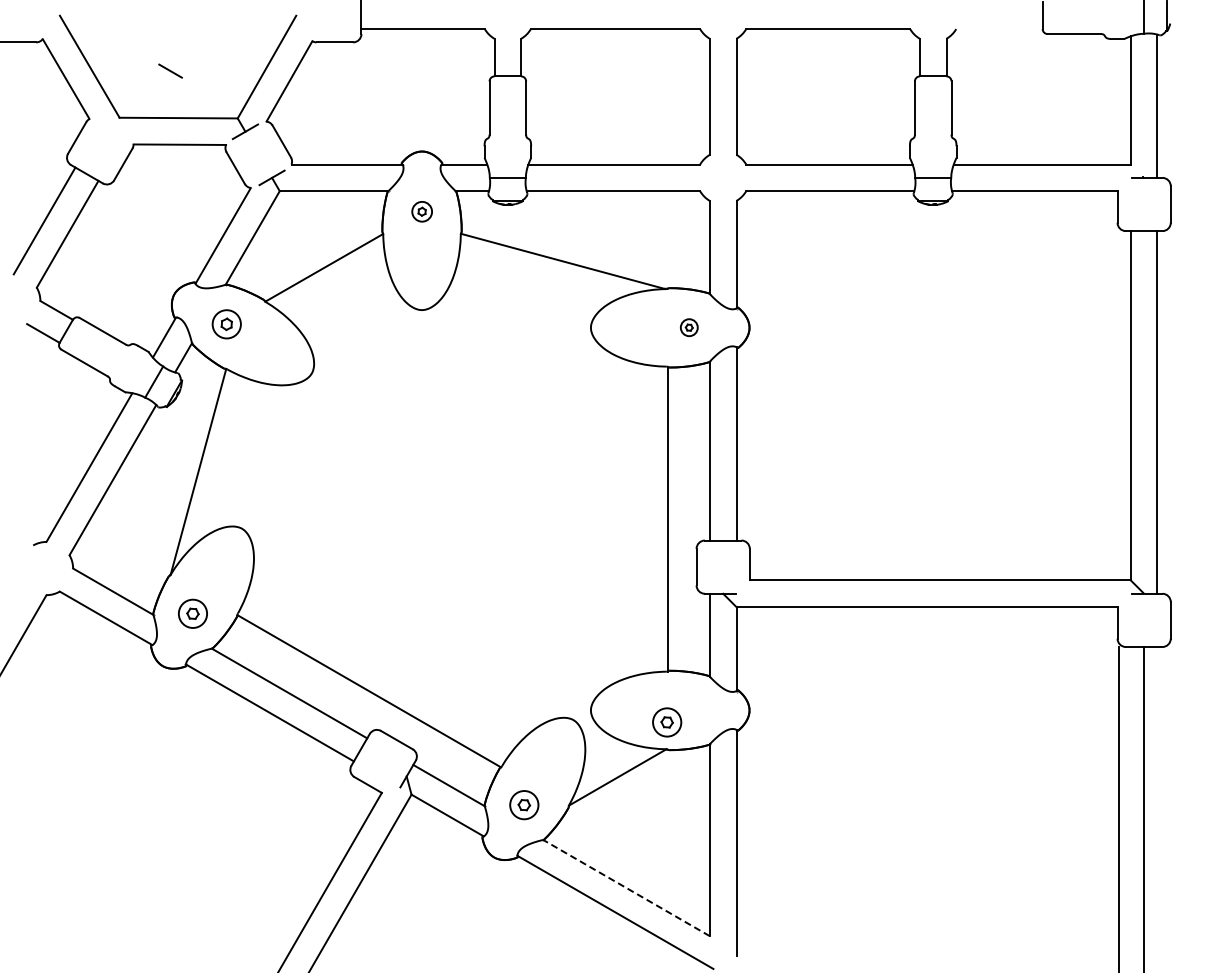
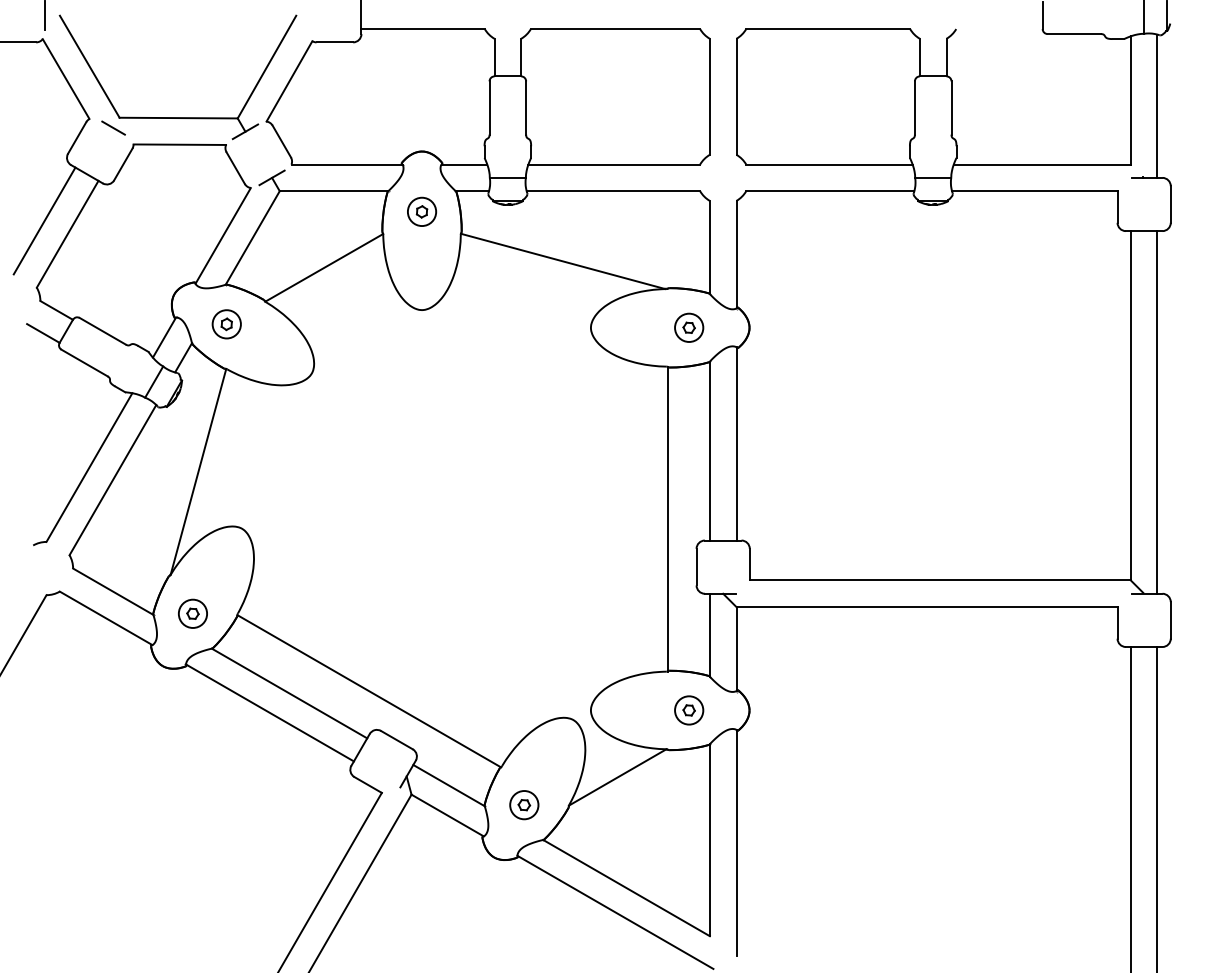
line: none -> present (44, 16)
line position: (170, 70) -> (113, 127) (113, 127)
part size: 22x22 px -> 31x31 px (422, 211)
part size: 19x20 px -> 31x31 px (689, 327)
part position: (667, 722) -> (689, 710) (689, 710)
line position: (1118, 808) -> (1130, 808) (1130, 808)
line position: (1144, 808) -> (1157, 808) (1157, 808)
line: dashed -> solid (626, 887)
